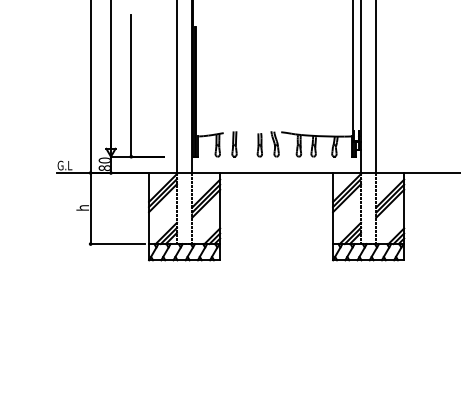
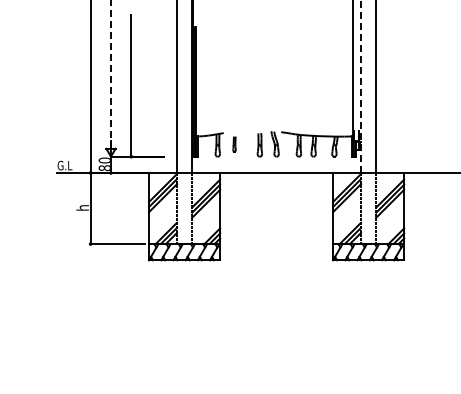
line: solid -> dashed (110, 74)
line: solid -> dashed (361, 86)
part size: 7x27 px -> 5x17 px (234, 144)
